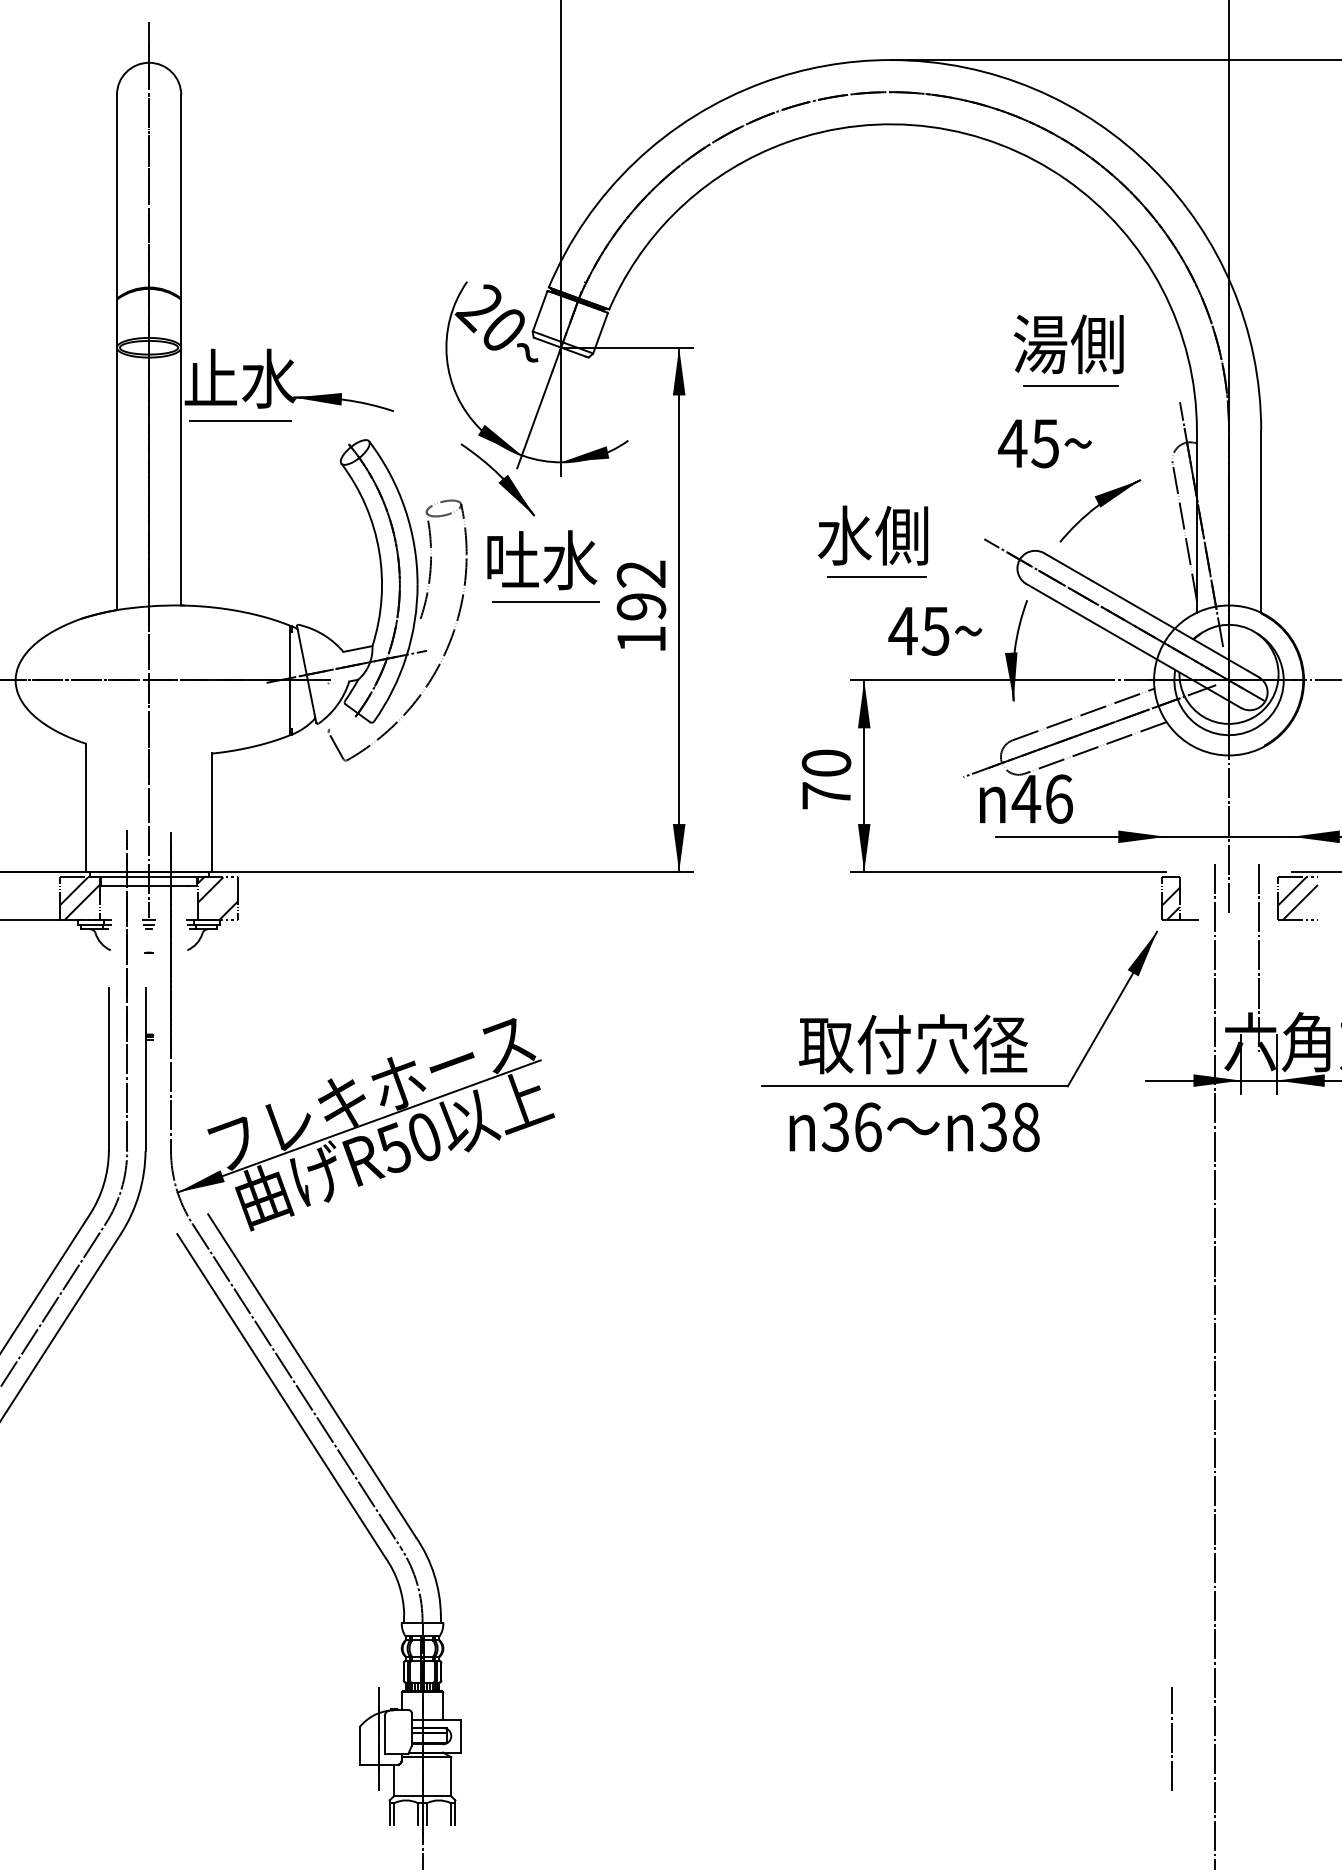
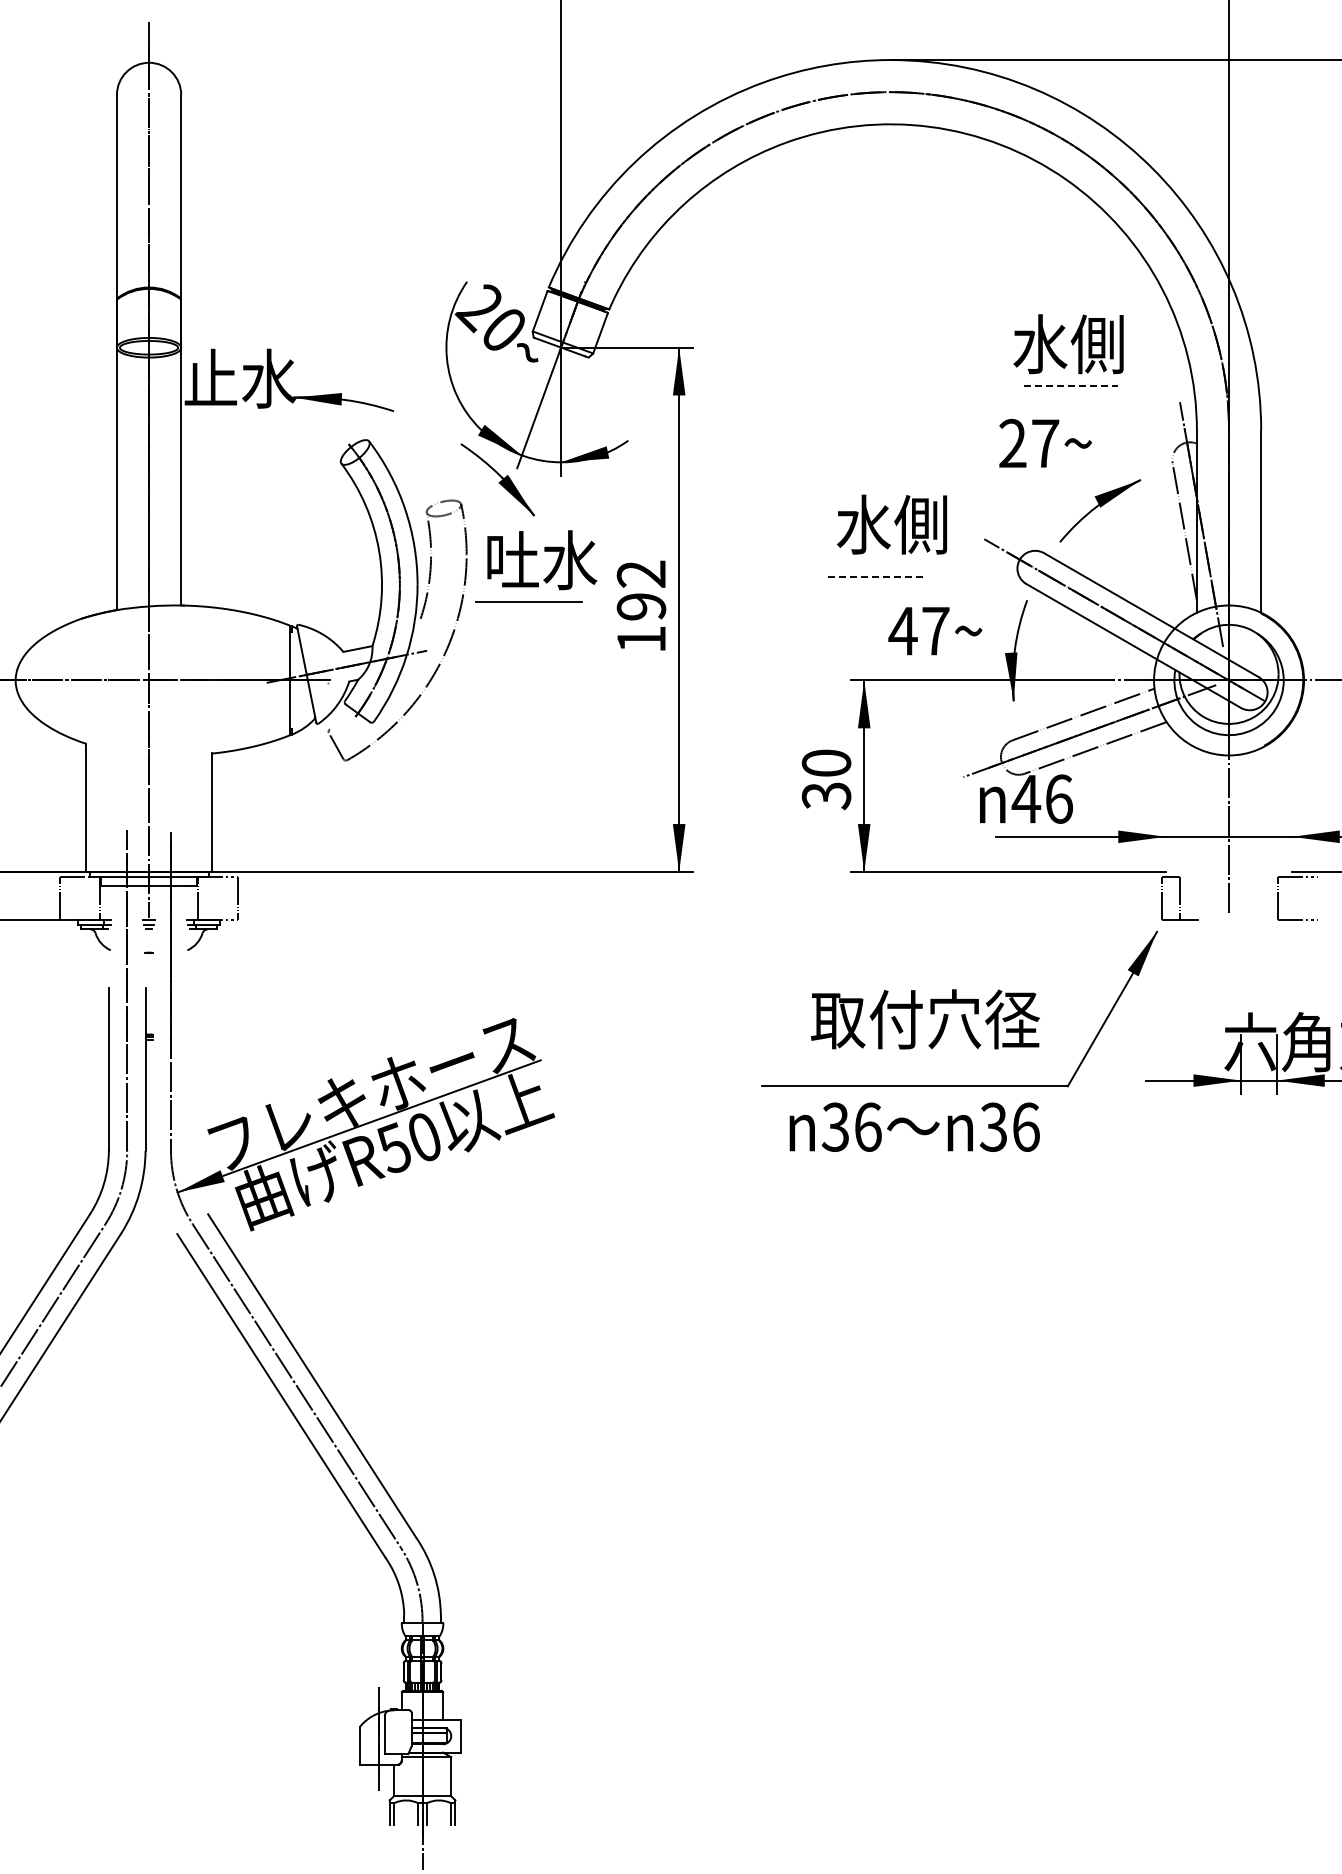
text: 湯側 -> 水側 (1040, 344)
line: solid -> dashed (1071, 386)
line: present -> none (240, 420)
text: 45 -> 27 (1028, 443)
text position: (872, 535) -> (891, 524) (891, 524)
line: solid -> dashed (876, 577)
line position: (545, 601) -> (528, 601) (528, 601)
text: 45 -> 47 (935, 631)
text: 70 -> 30 (826, 796)
hatch: present -> none (79, 898)
hatch: present -> none (217, 898)
hatch: present -> none (1297, 898)
hatch: present -> none (1170, 903)
line: present -> none (1259, 958)
text position: (913, 1044) -> (925, 1019) (925, 1019)
text: 38 -> 36 (1025, 1126)
line: present -> none (1215, 1366)
line: present -> none (1171, 1738)
